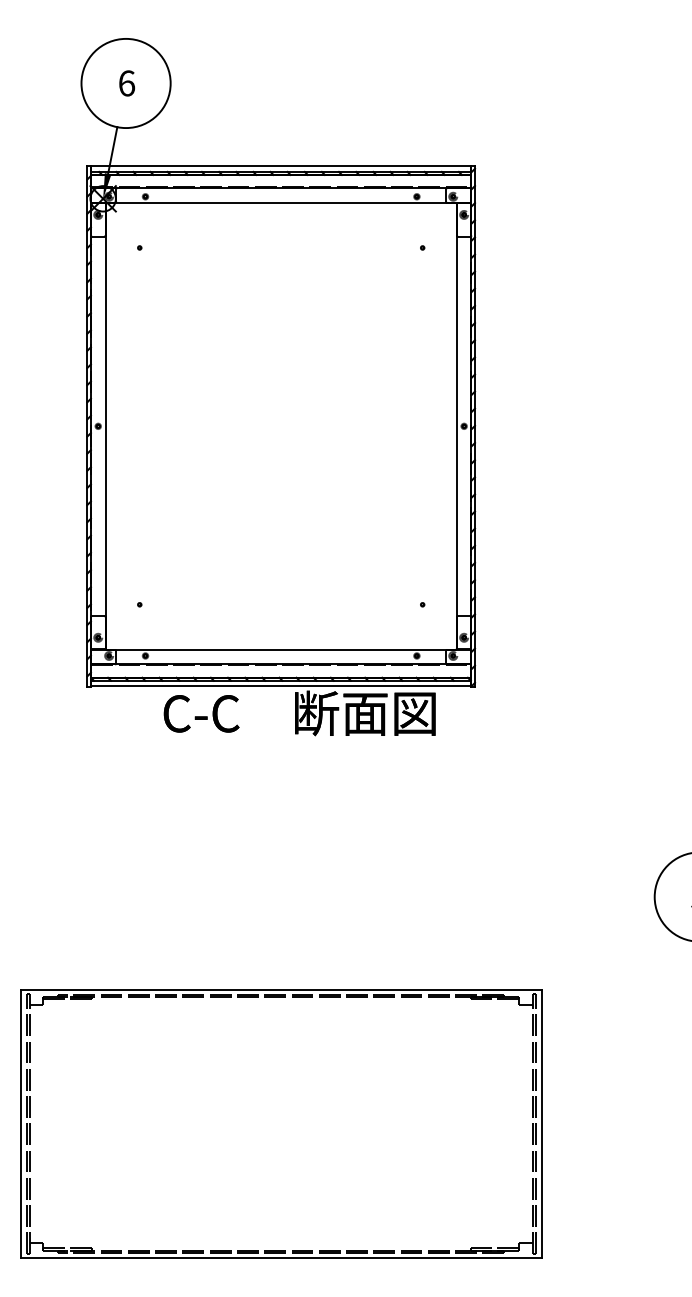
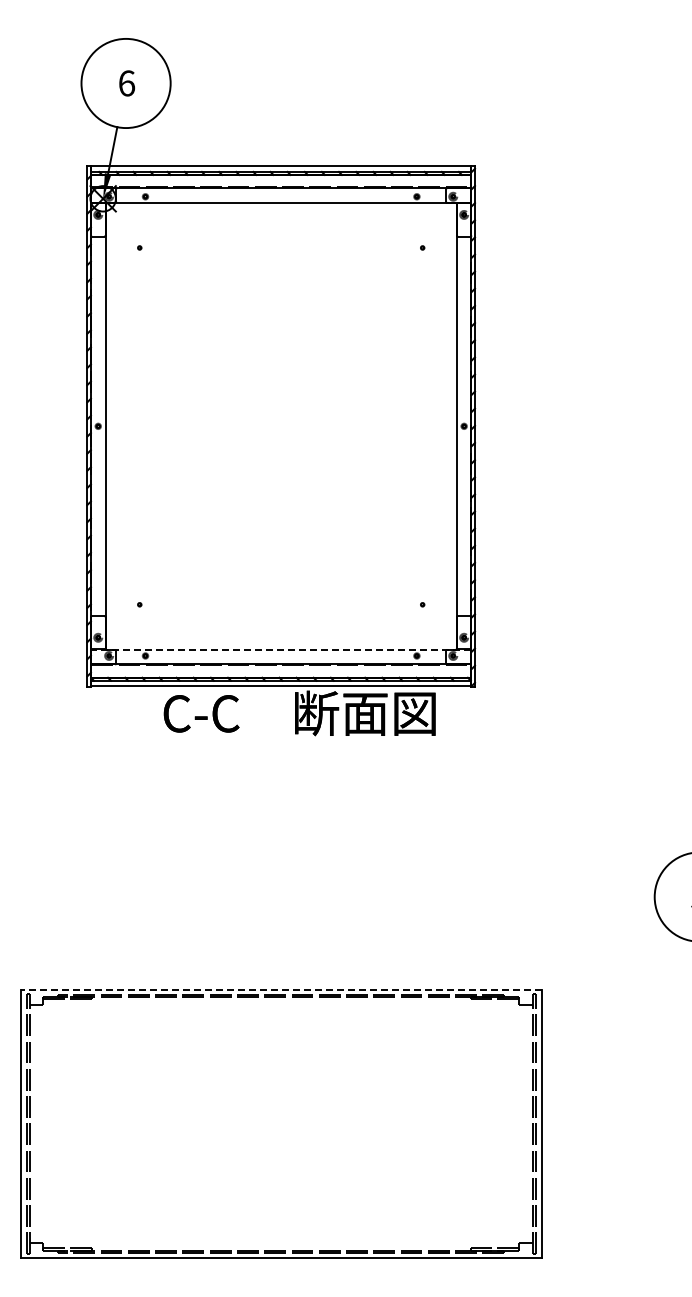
line: solid -> dashed (280, 649)
line: solid -> dashed (280, 989)
